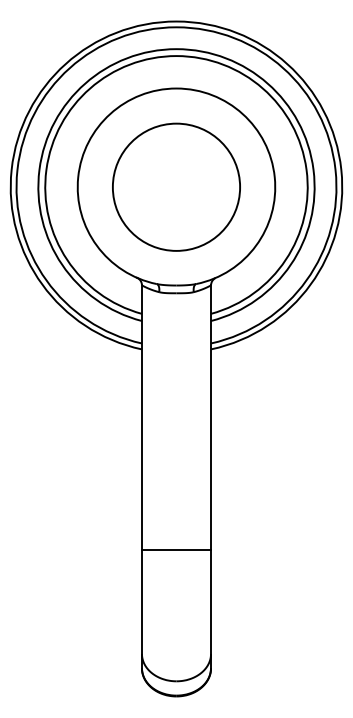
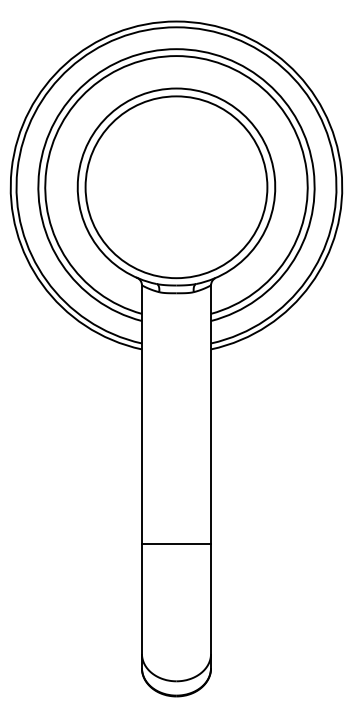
circle diameter: 127 px -> 182 px (176, 187)
line position: (176, 550) -> (176, 544) (176, 544)
